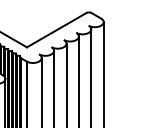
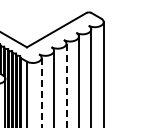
line: solid -> dashed (66, 85)
line: solid -> dashed (41, 92)
